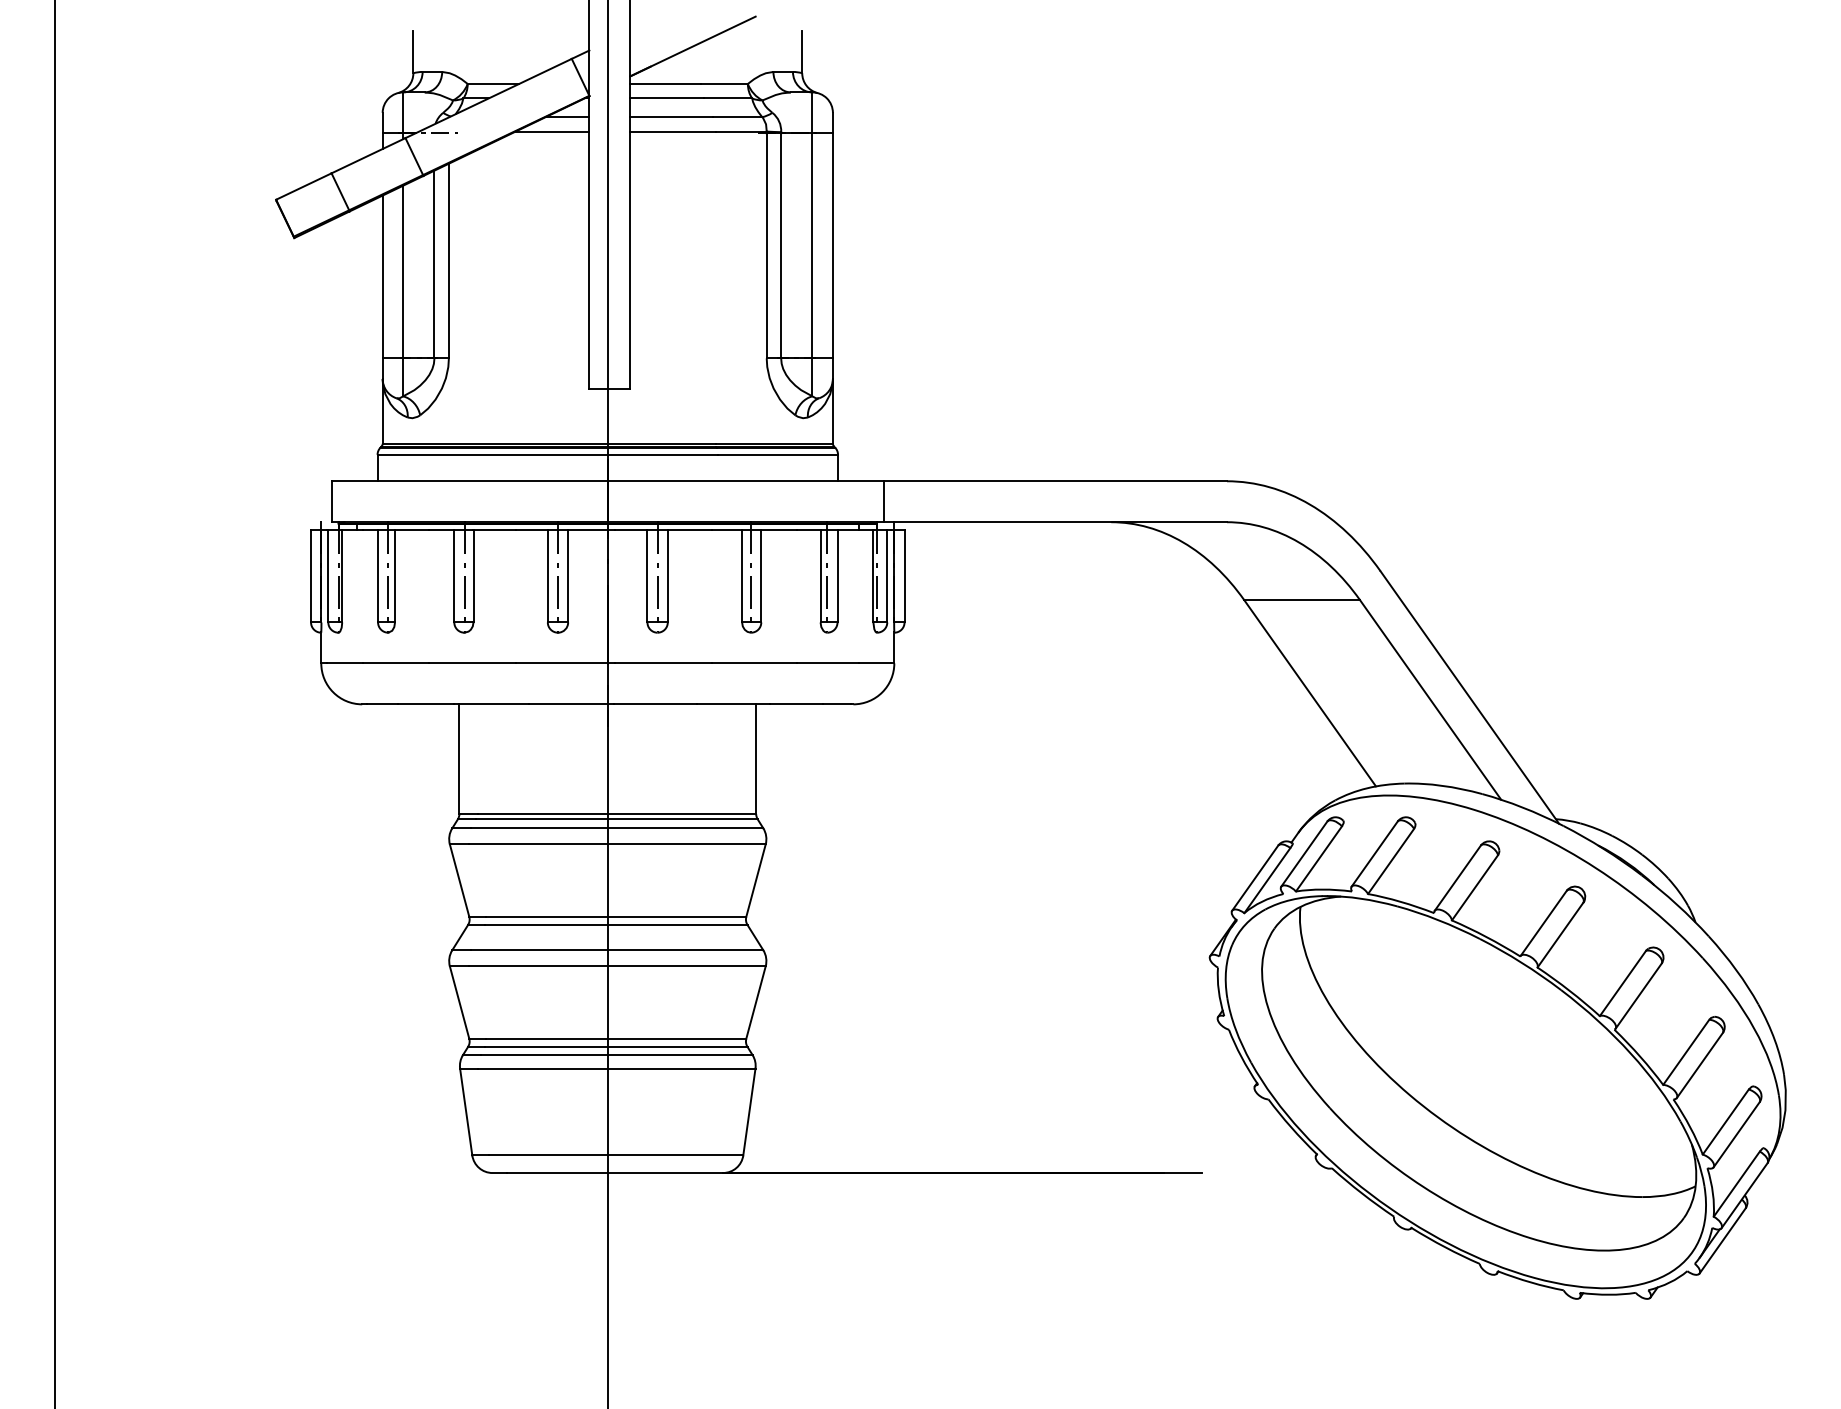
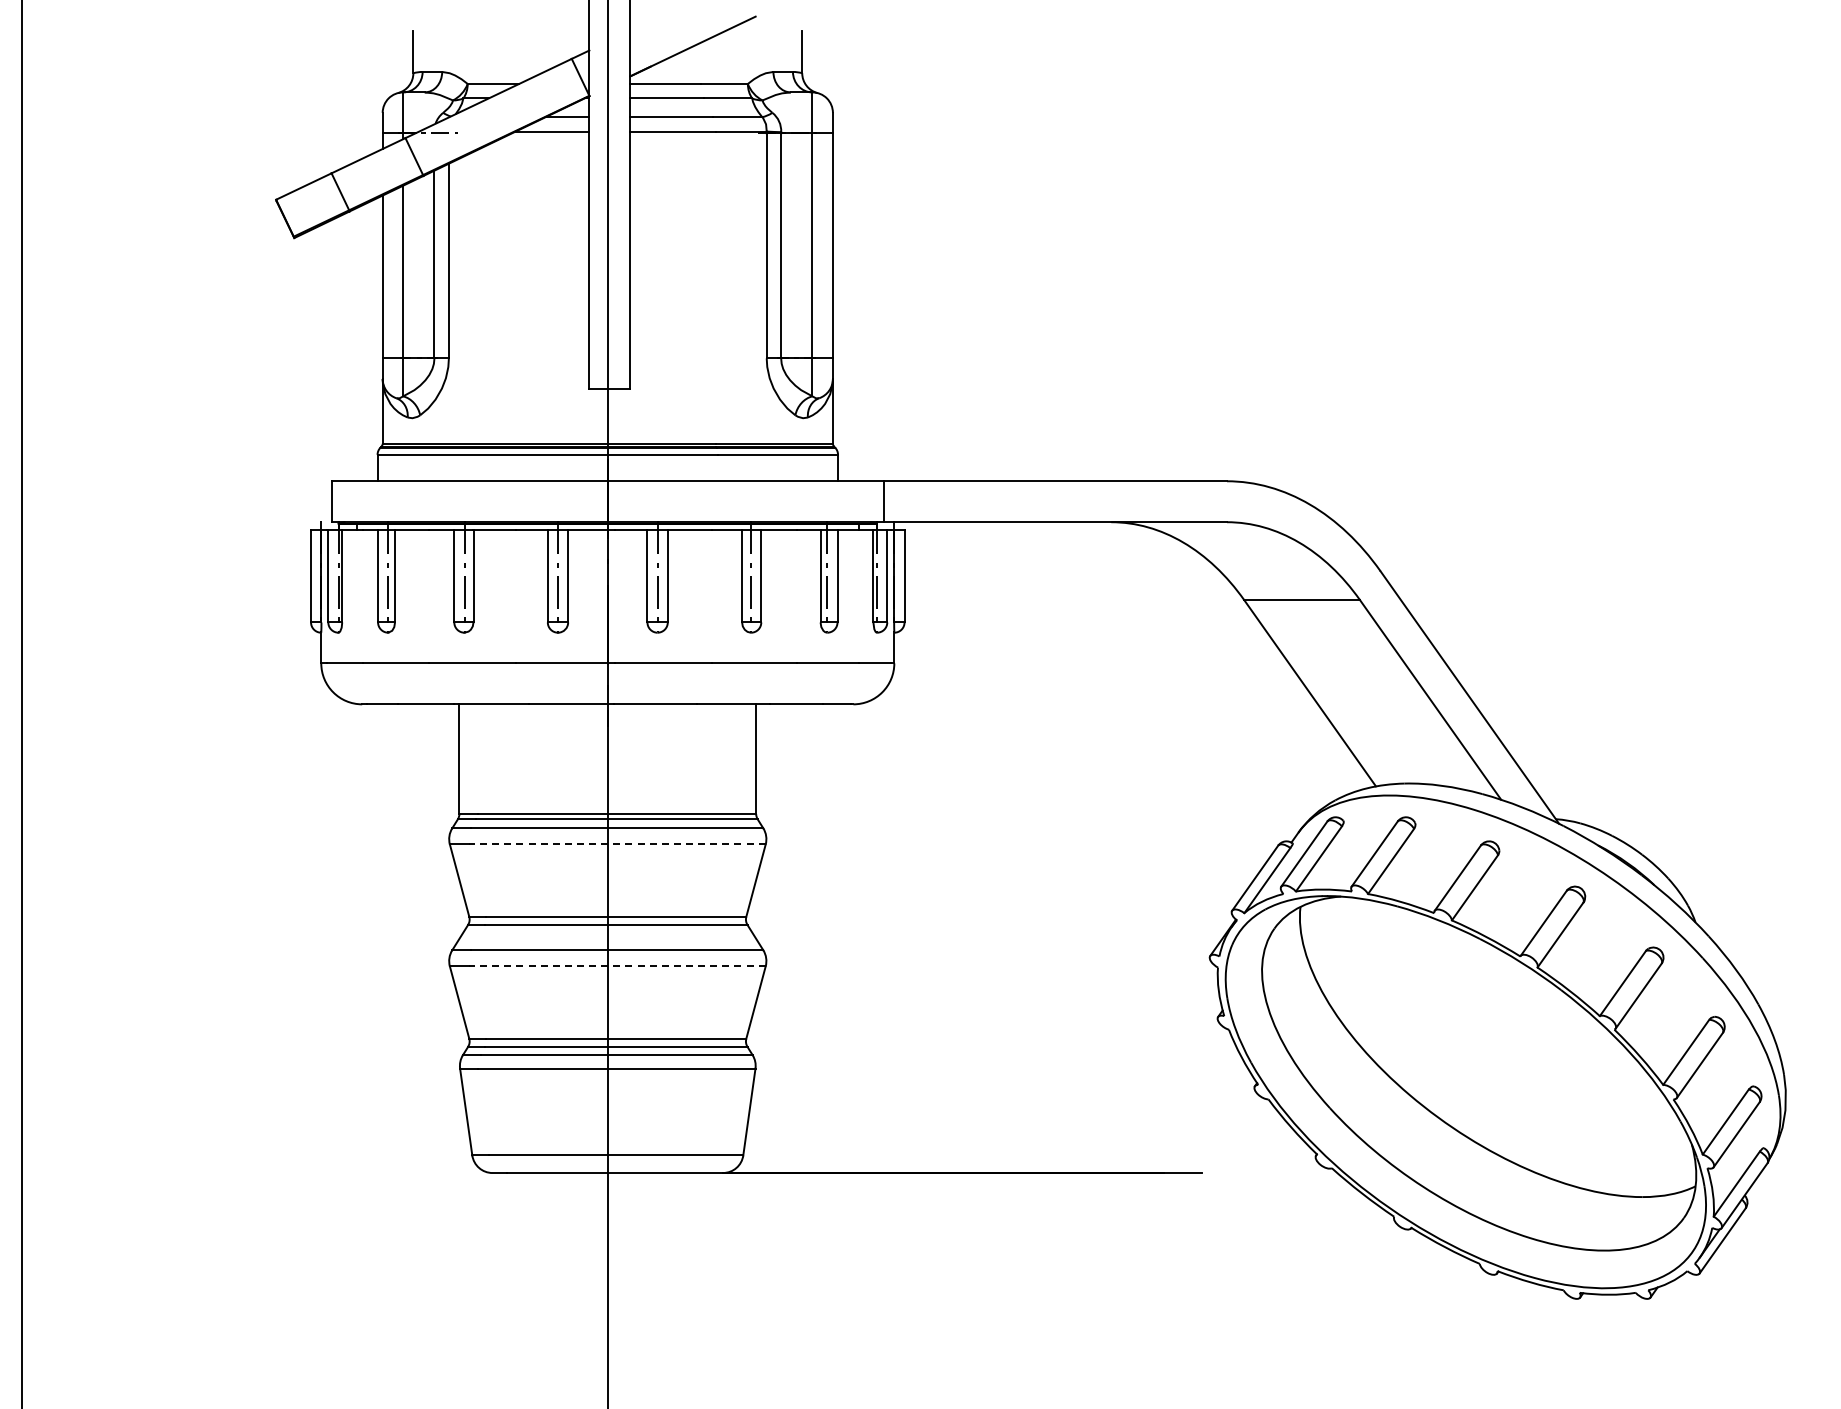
line position: (55, 703) -> (22, 703) (22, 703)
line: solid -> dashed (616, 844)
line: solid -> dashed (616, 966)
